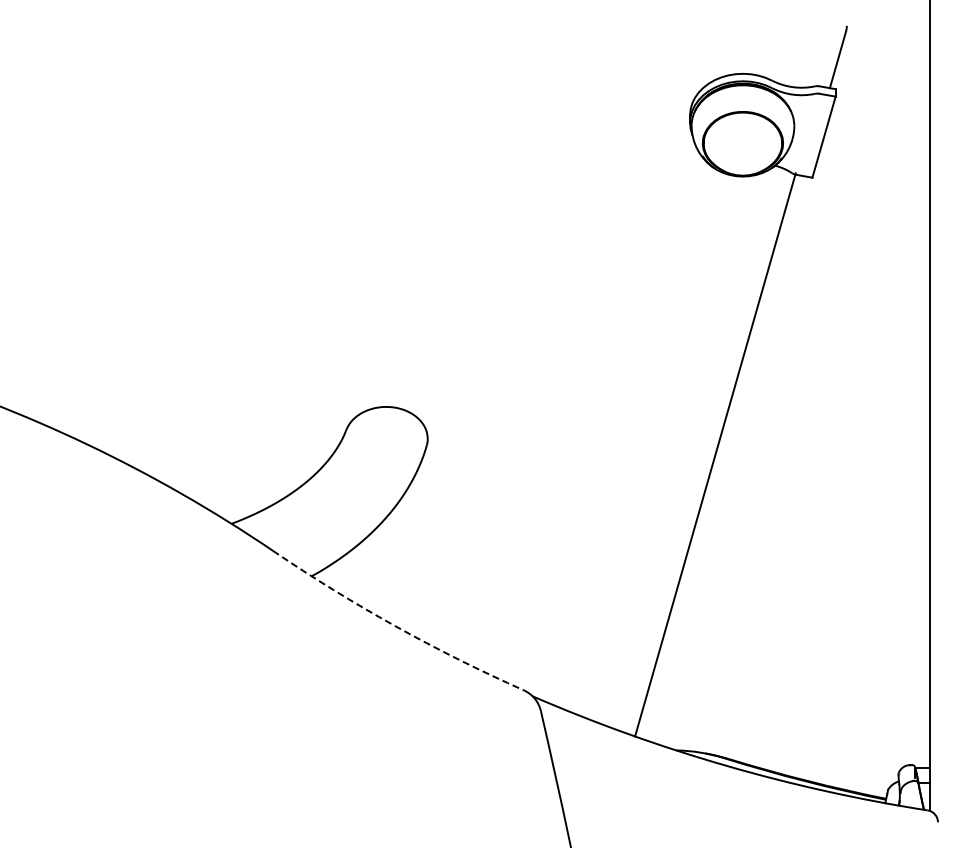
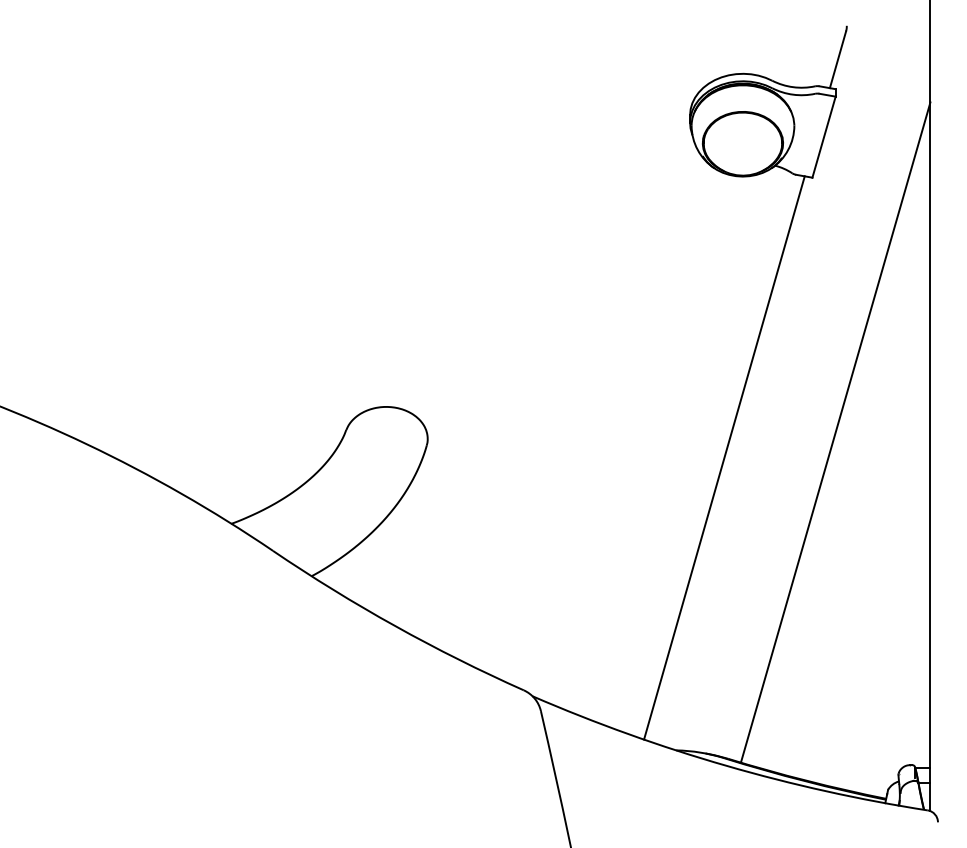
line: none -> present (835, 432)
line position: (715, 454) -> (724, 457) (724, 457)
arc: dashed -> solid (395, 626)
